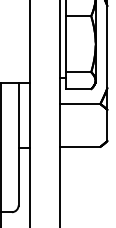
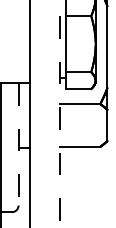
line: solid -> dashed (60, 113)
line: solid -> dashed (18, 144)
